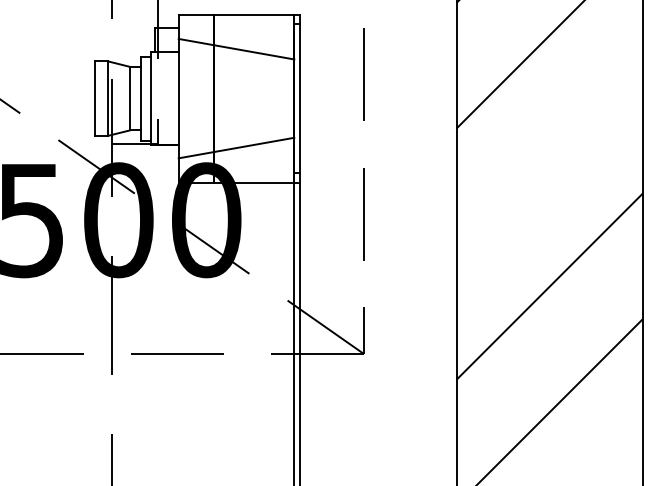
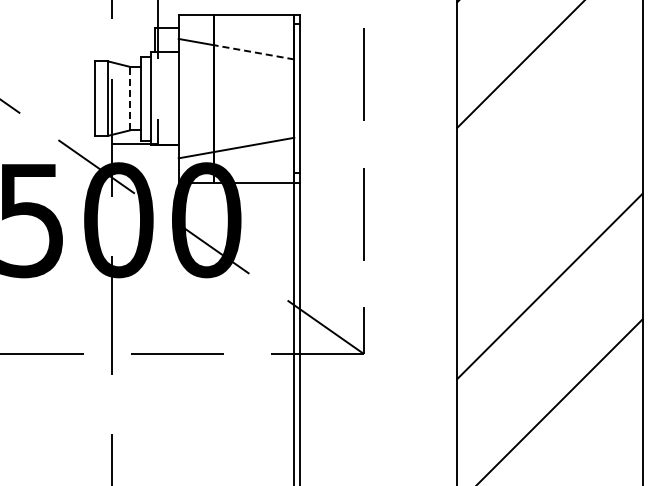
line: solid -> dashed (254, 52)
line: solid -> dashed (130, 98)
